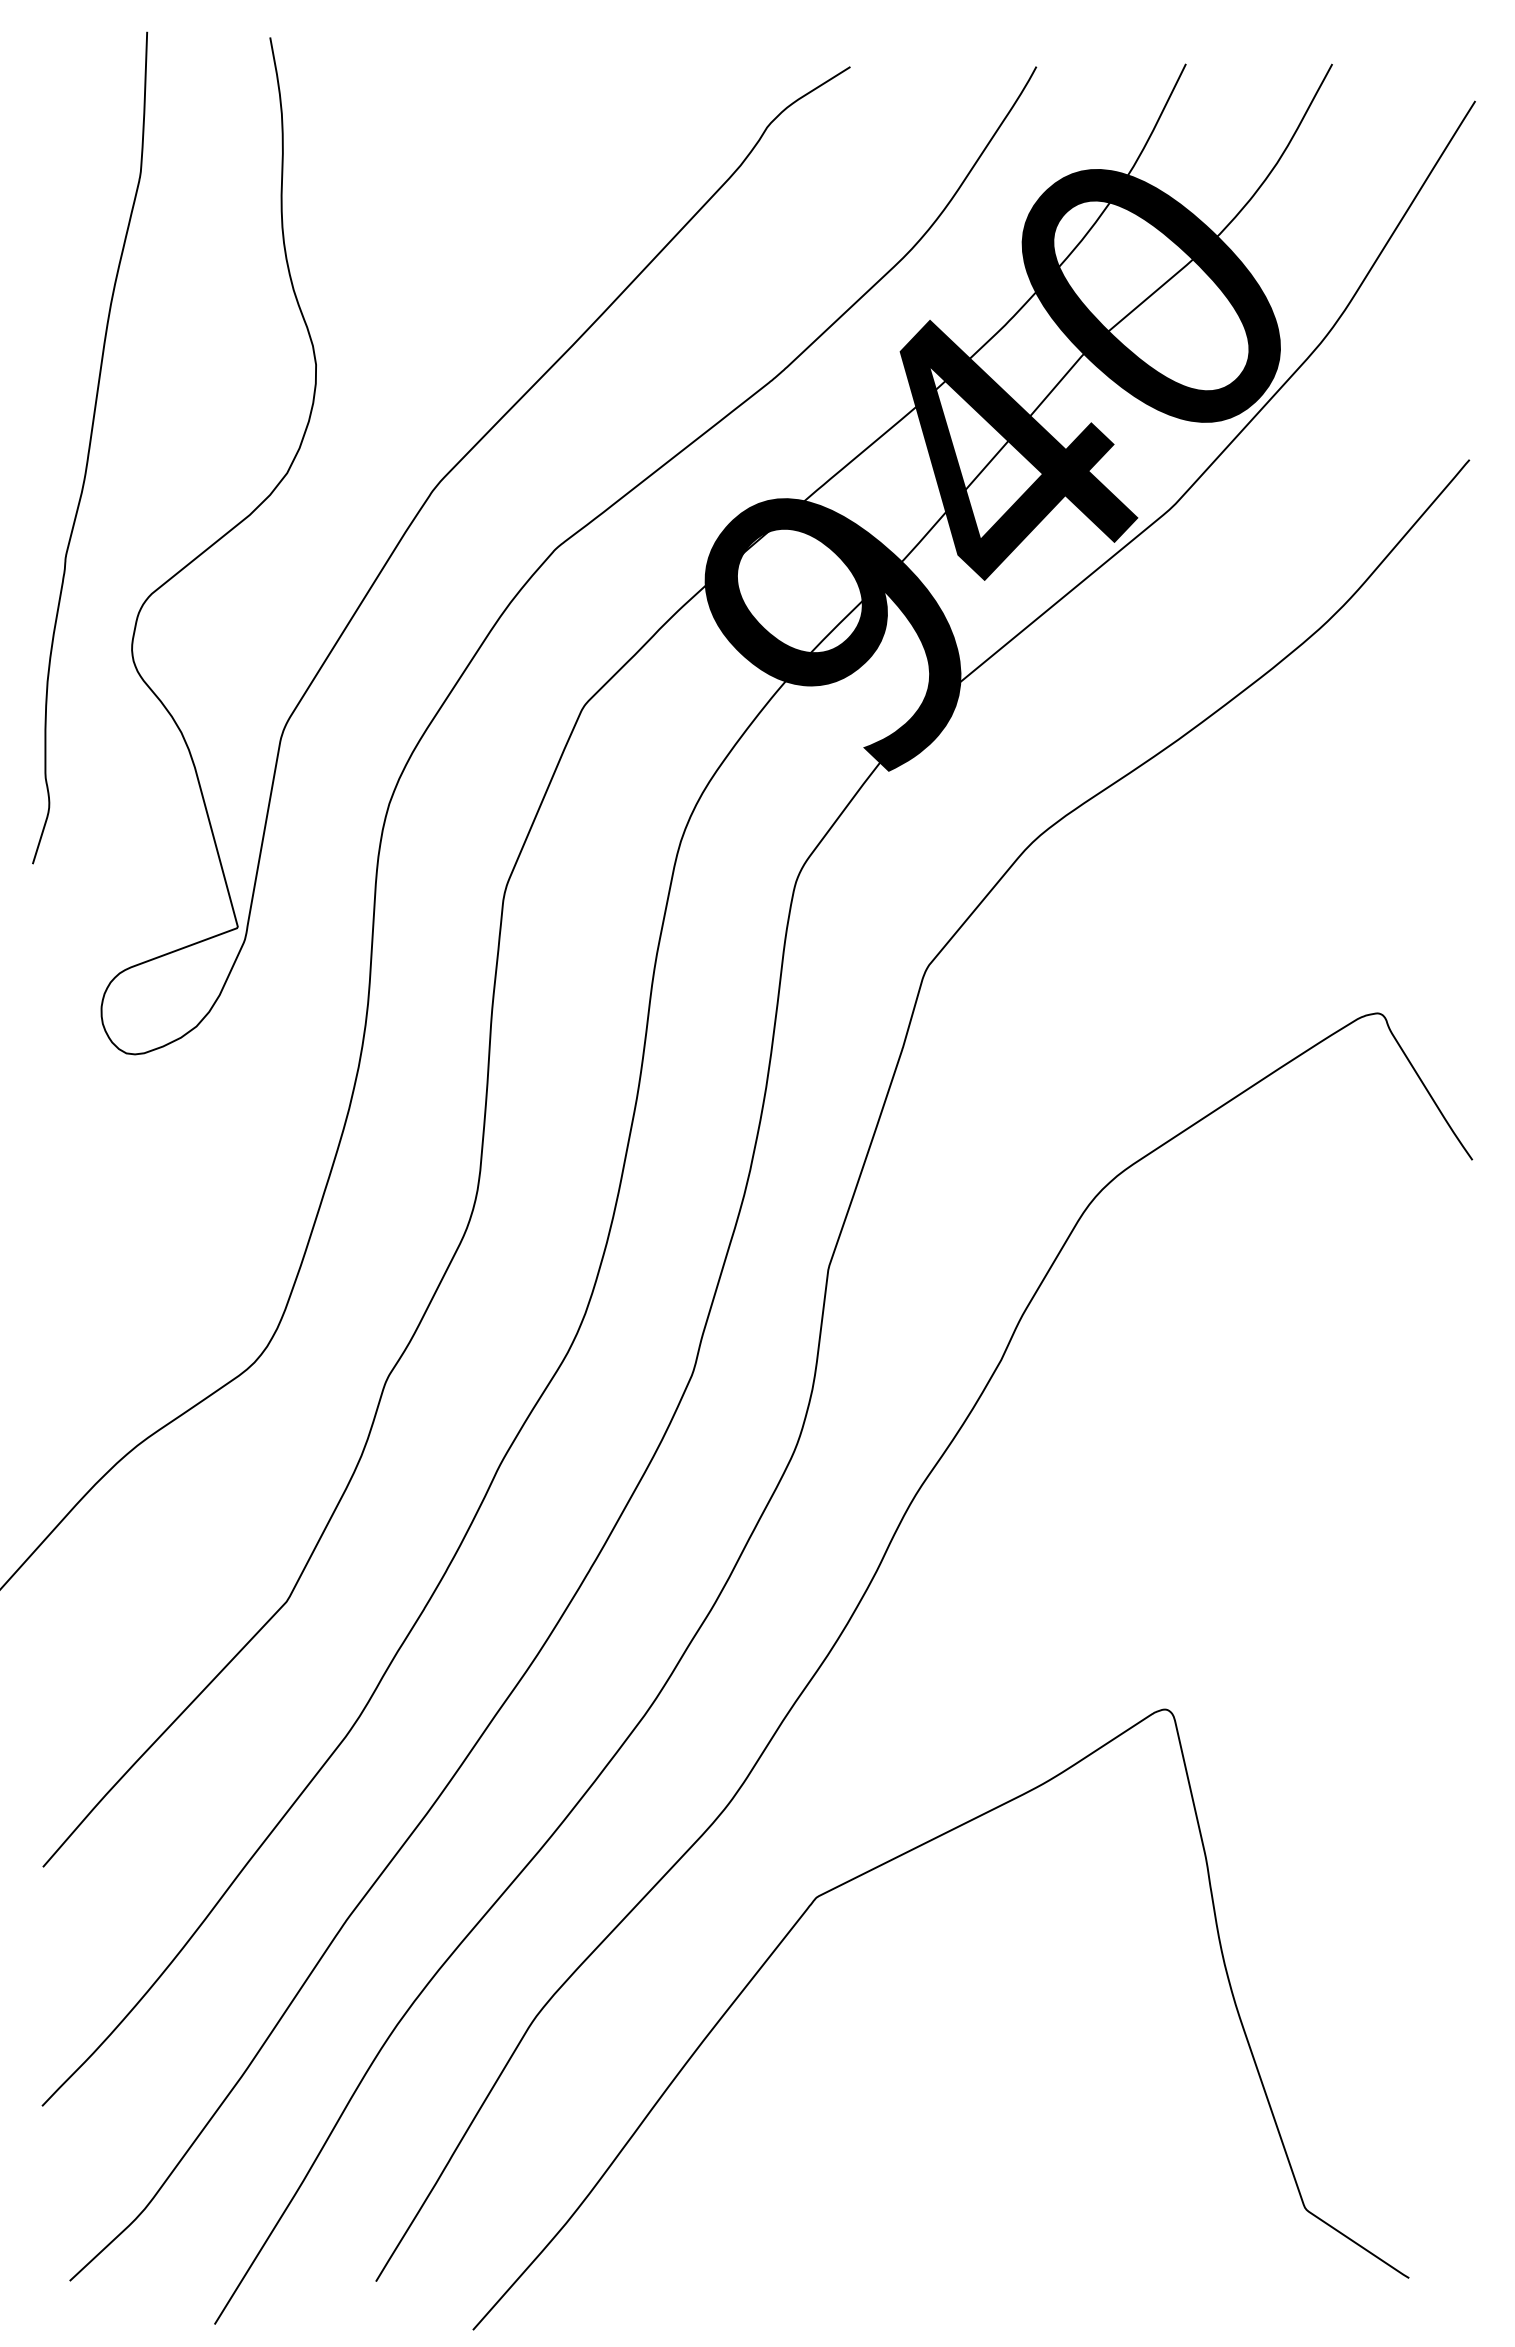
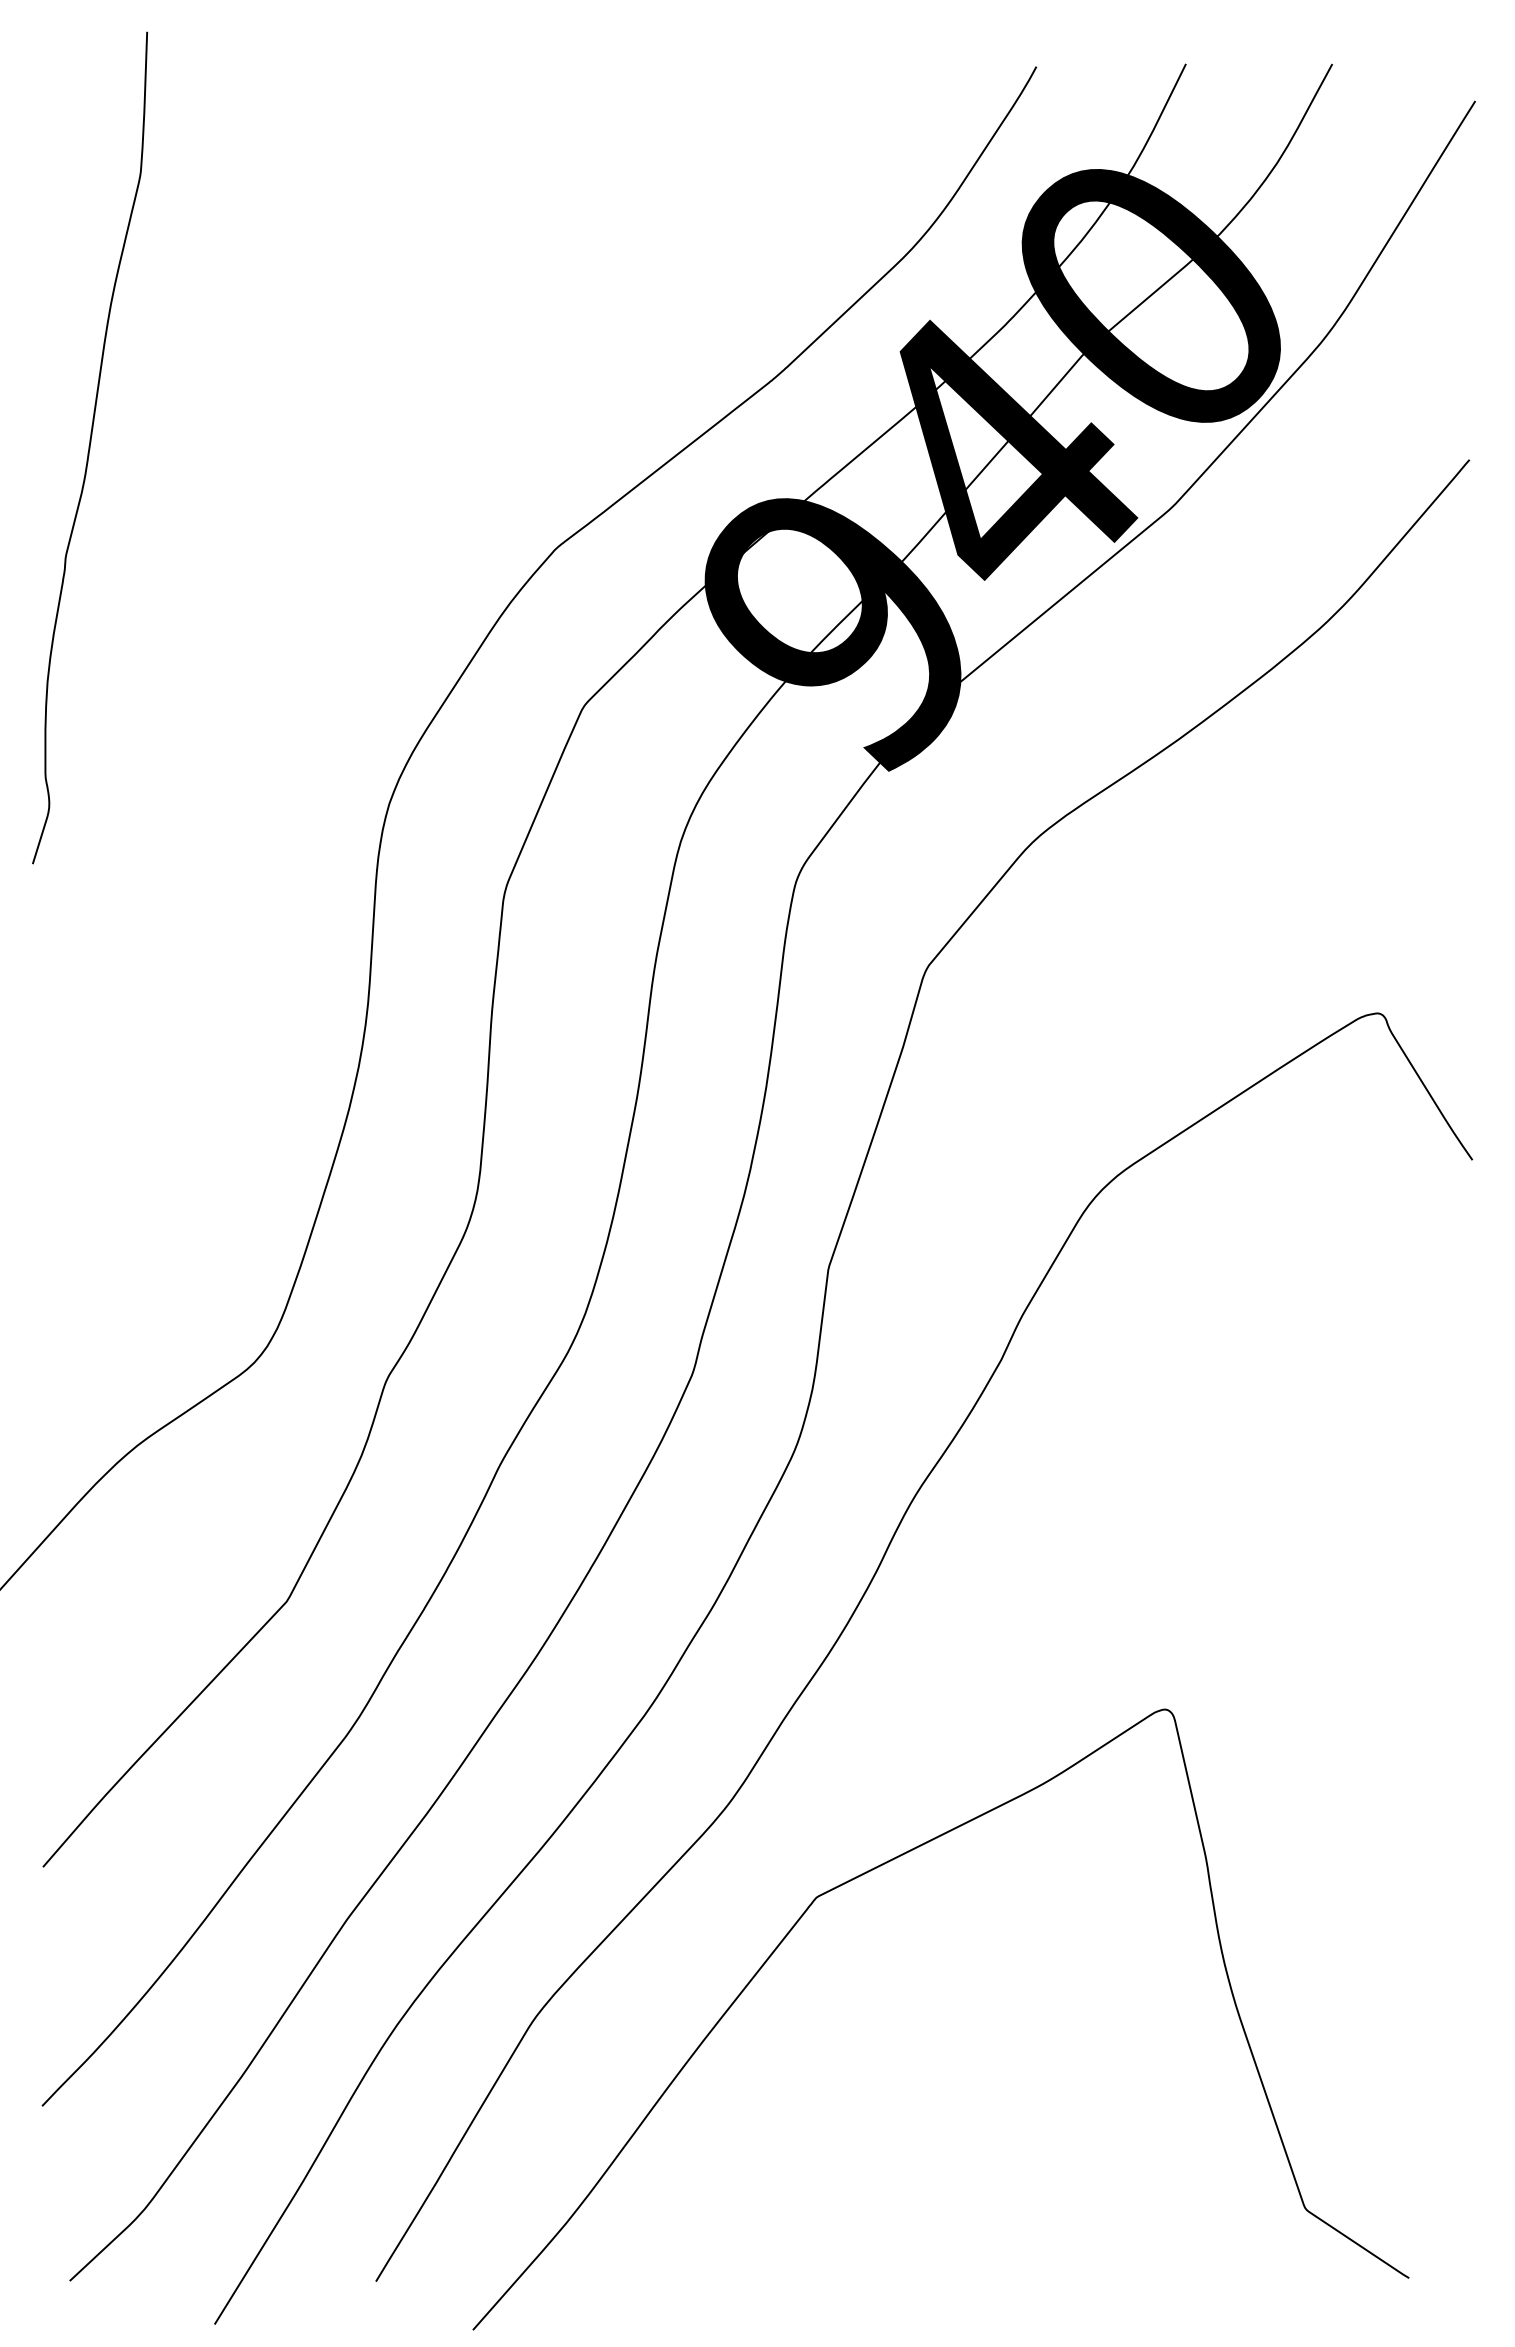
curve: present -> none (420, 511)
